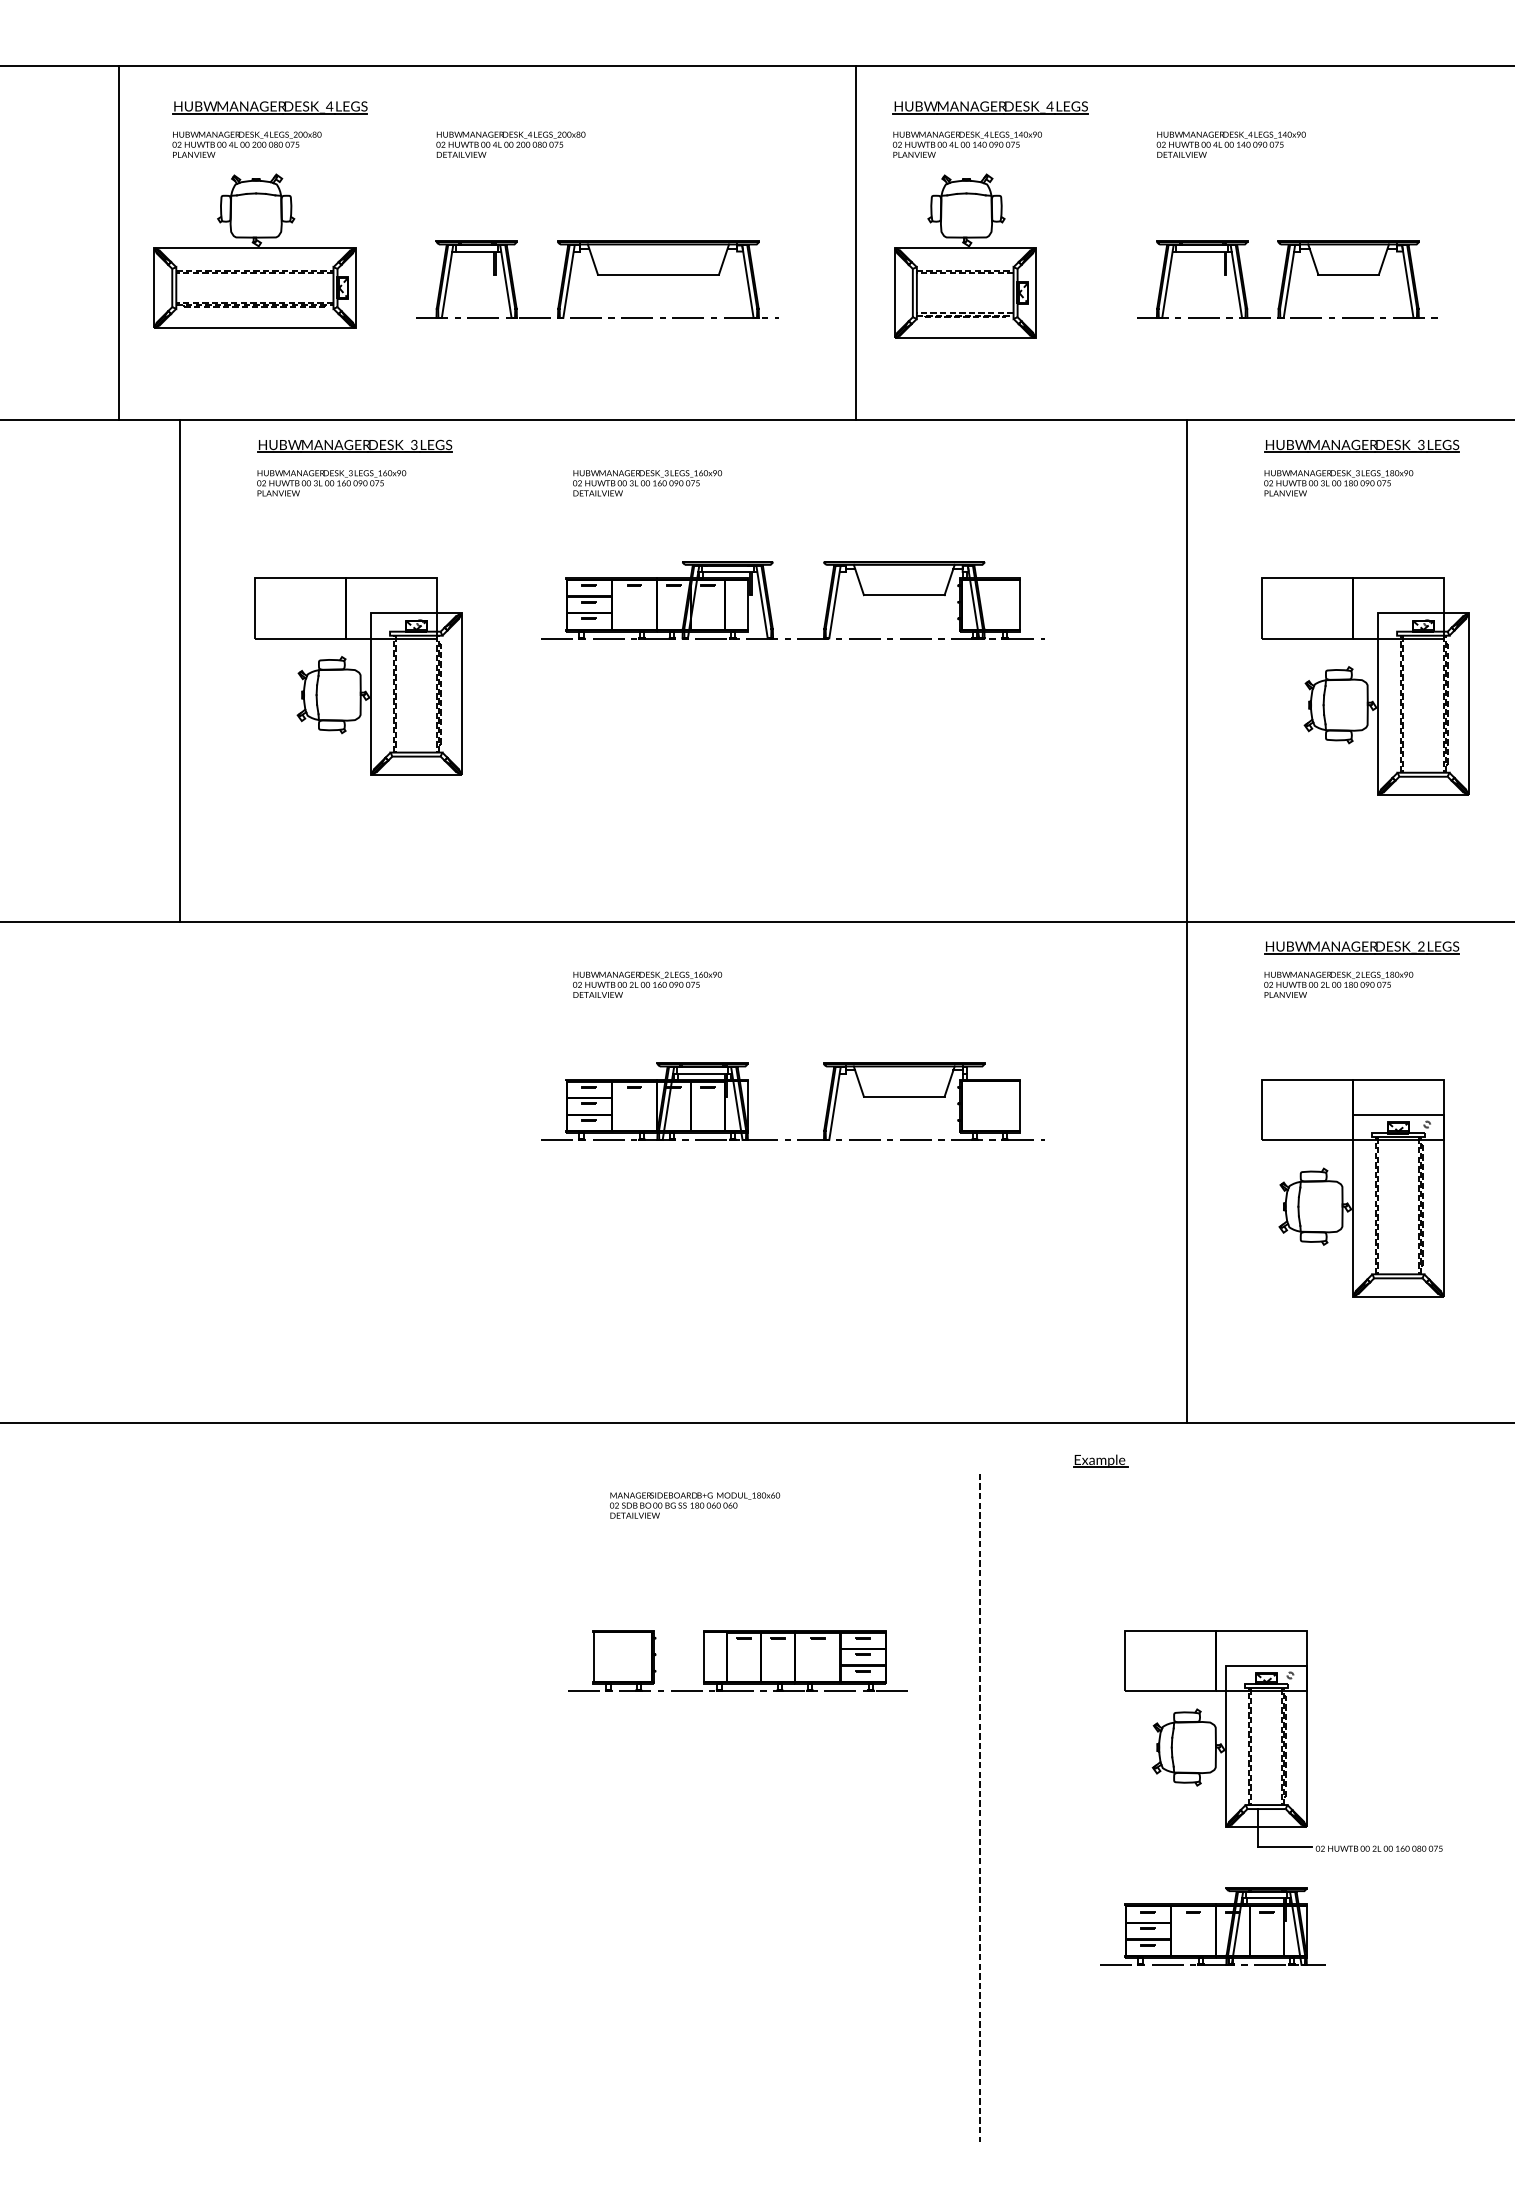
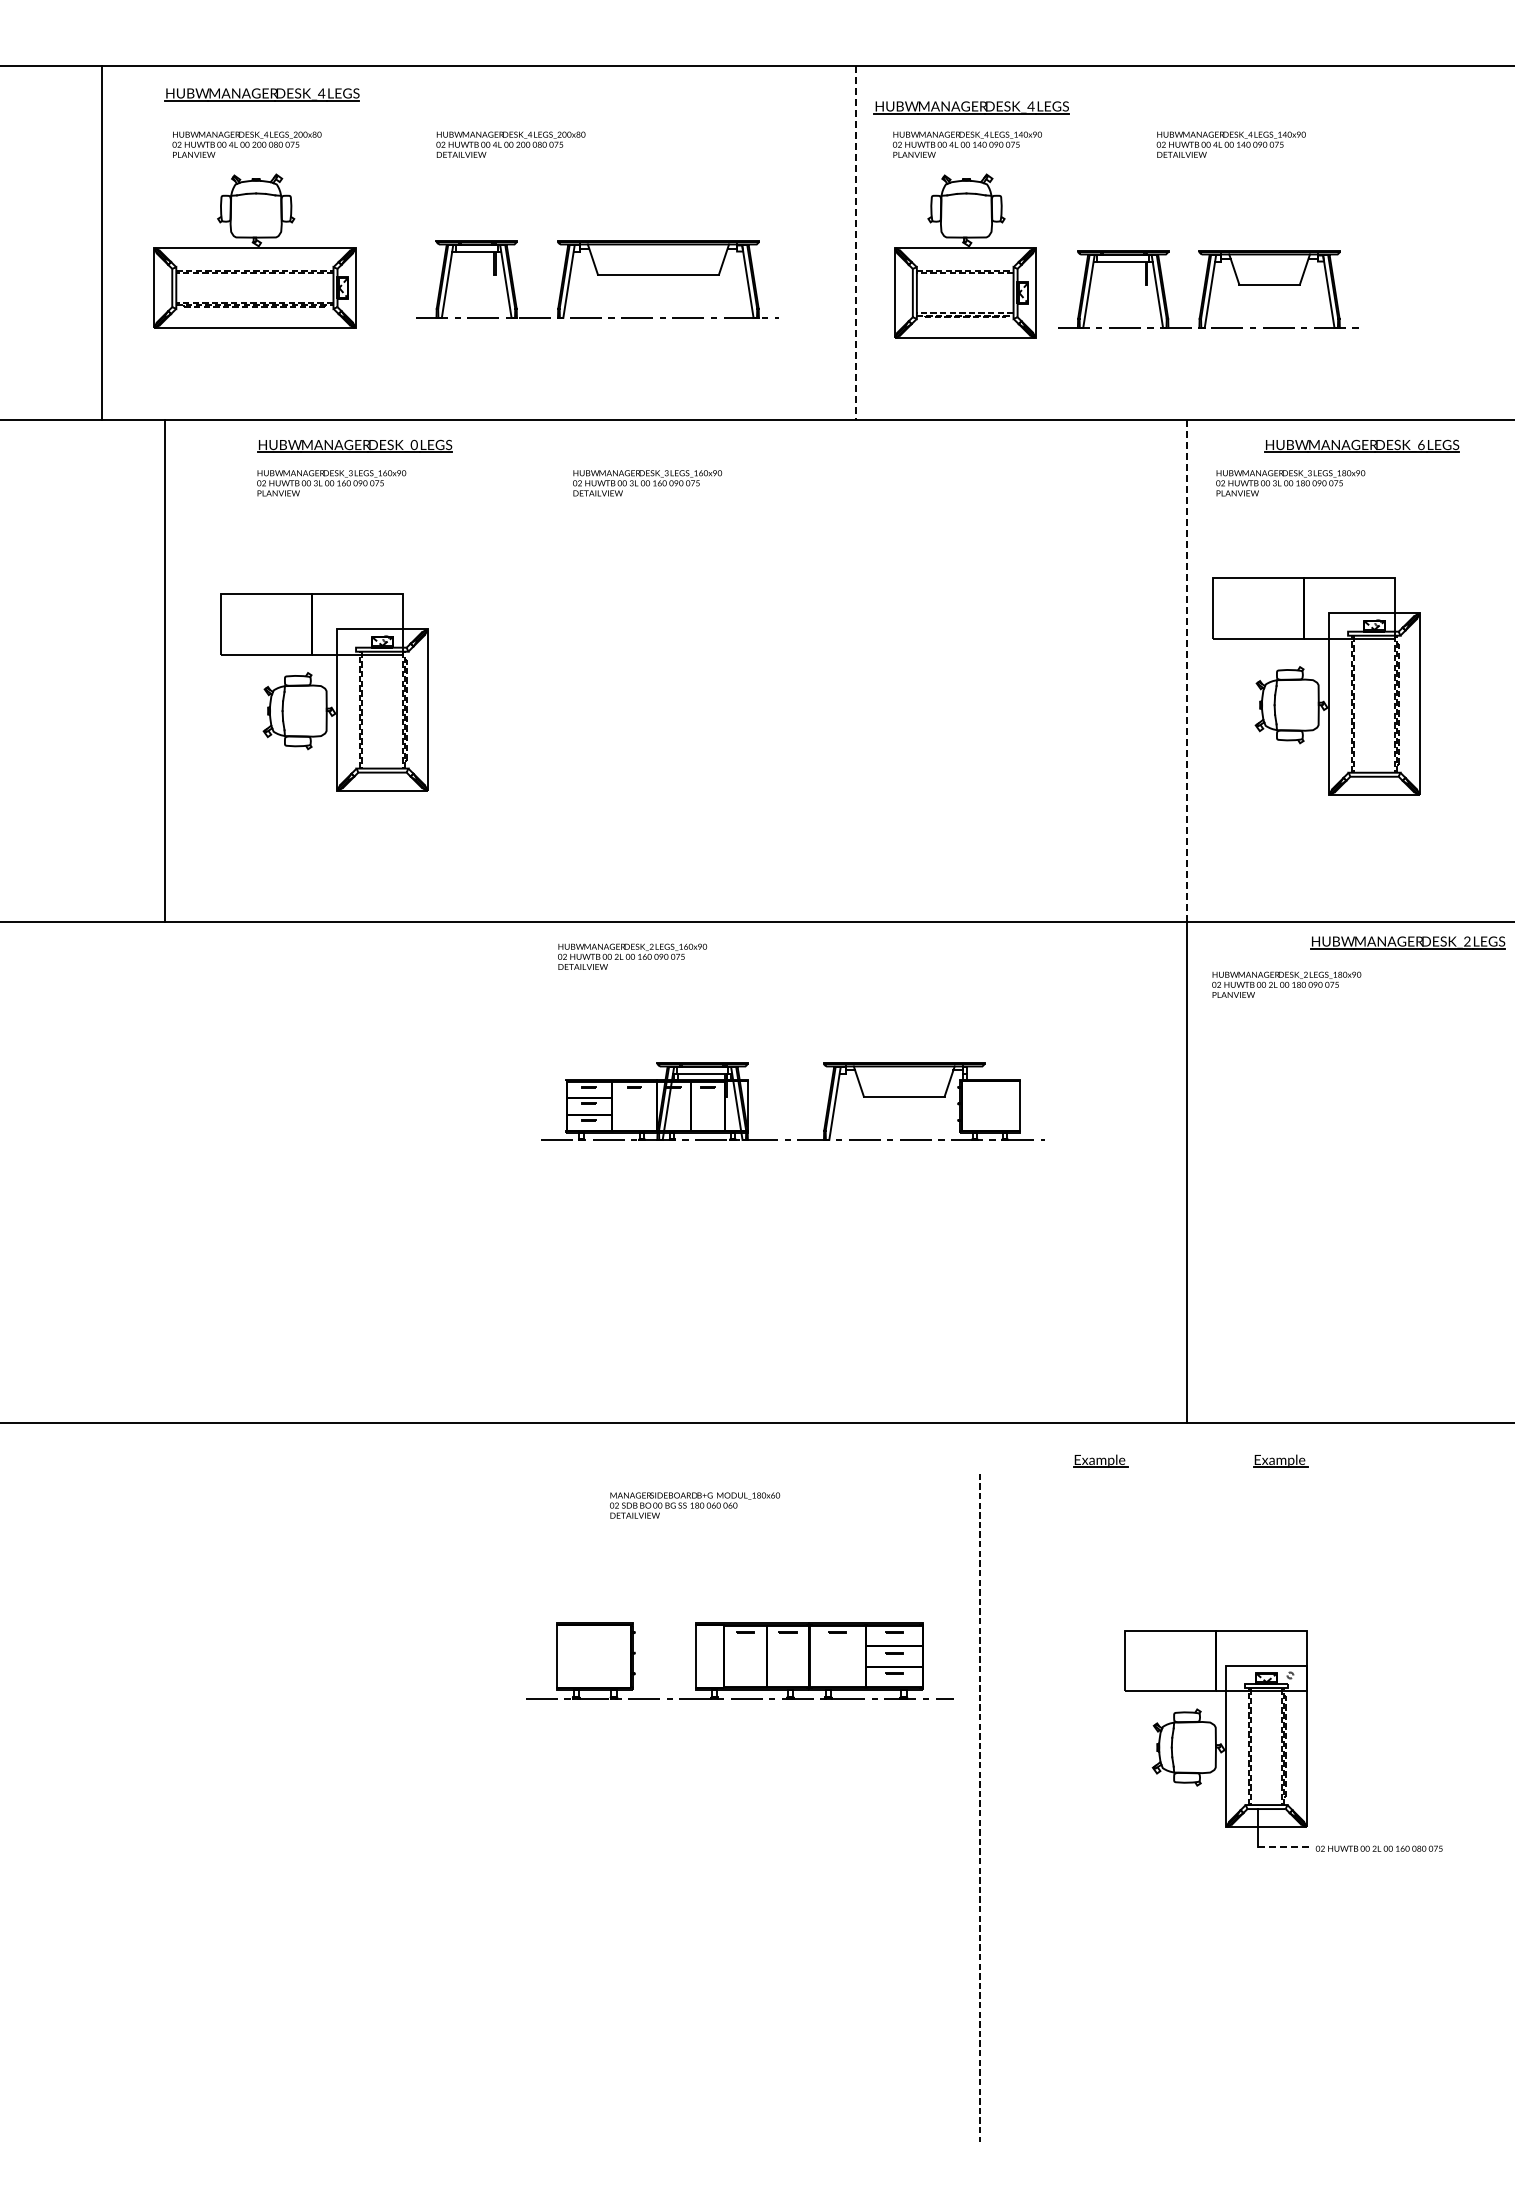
part position: (269, 107) -> (261, 94) (261, 94)
part position: (990, 107) -> (971, 107) (971, 107)
line position: (118, 243) -> (101, 243) (101, 243)
line: solid -> dashed (856, 243)
part position: (1287, 279) -> (1208, 289) (1208, 289)
text: DESK_3 -> DESK_0 (413, 444)
text: DESK_3 -> DESK_6 (1421, 444)
text position: (1338, 483) -> (1290, 483) (1290, 483)
part: present -> none (770, 606)
line position: (180, 670) -> (165, 670) (165, 670)
line: solid -> dashed (1187, 671)
part position: (358, 676) -> (324, 692) (324, 692)
part position: (1365, 686) -> (1316, 686) (1316, 686)
part position: (1361, 947) -> (1407, 942) (1407, 942)
text position: (647, 984) -> (632, 956) (632, 956)
text position: (1338, 984) -> (1286, 984) (1286, 984)
part: present -> none (1352, 1188)
part: none -> present (1280, 1460)
part size: 340x62 px -> 428x78 px (739, 1660)
line: solid -> dashed (1284, 1847)
part: present -> none (1212, 1926)
